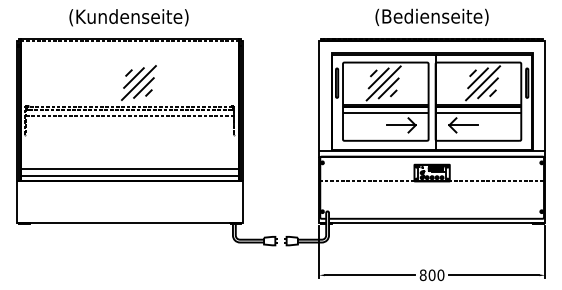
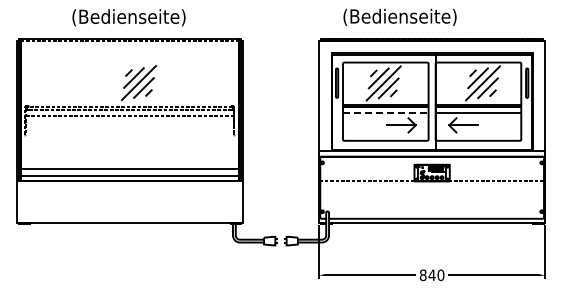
text position: (431, 16) -> (399, 16) (399, 16)
text: (Kundenseite) -> (Bedienseite) (128, 17)
line: solid -> dashed (385, 113)
text: 800 -> 840 (431, 275)
